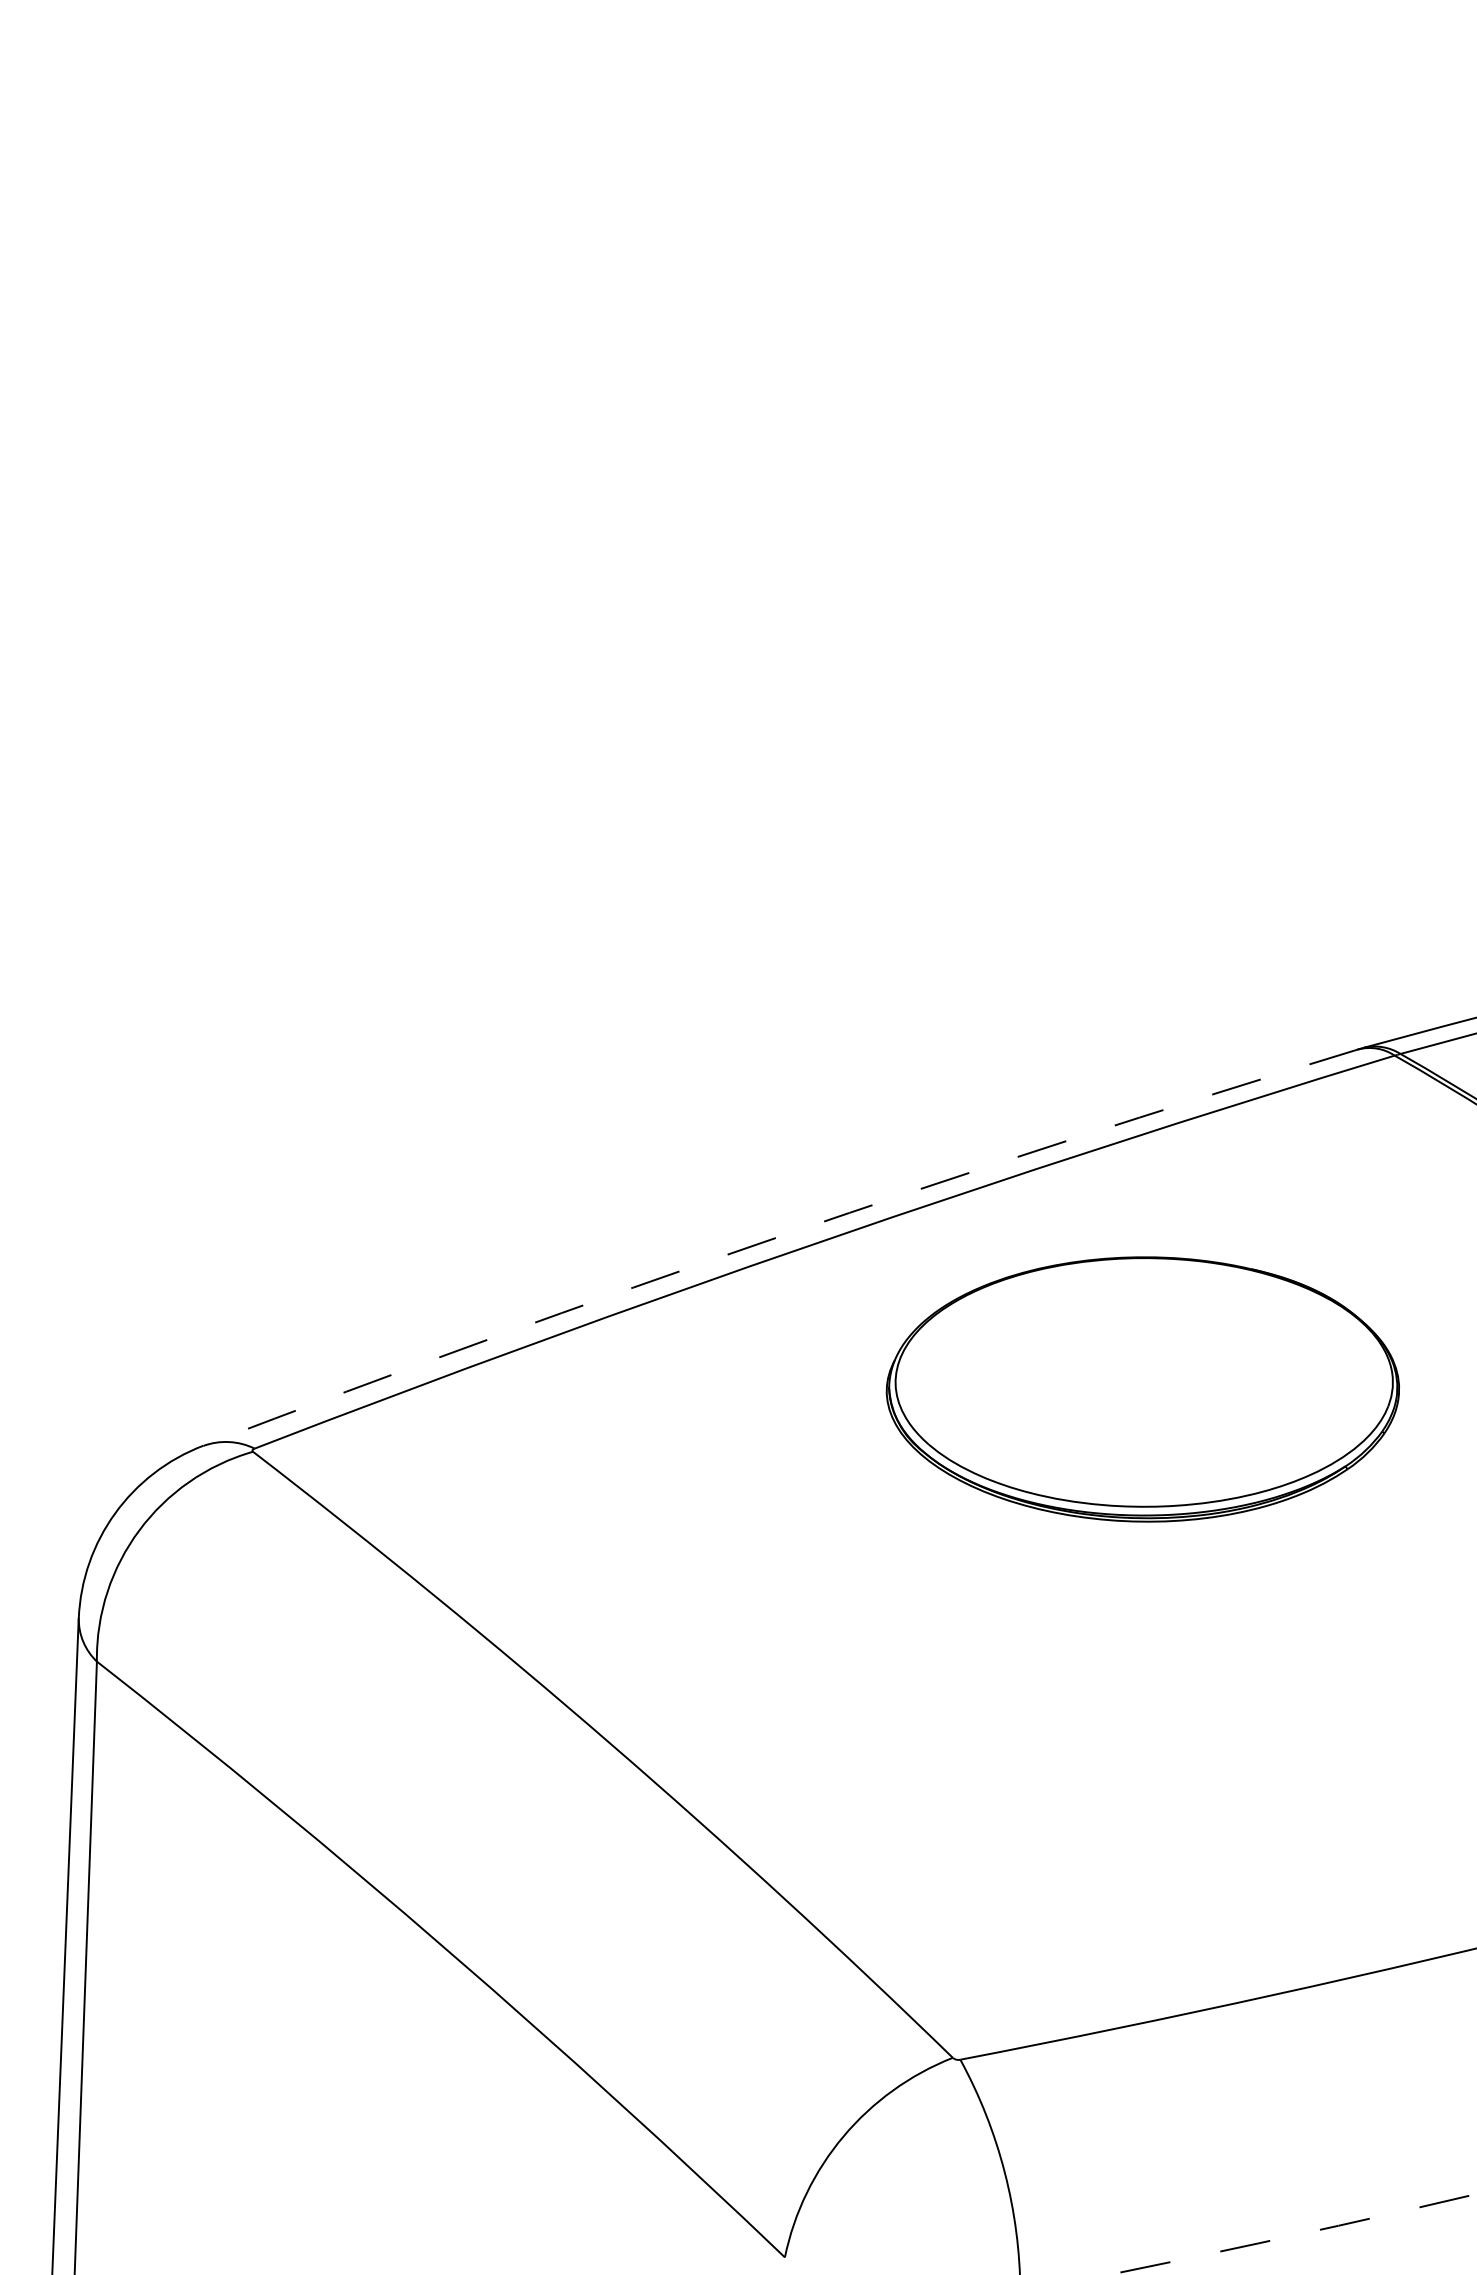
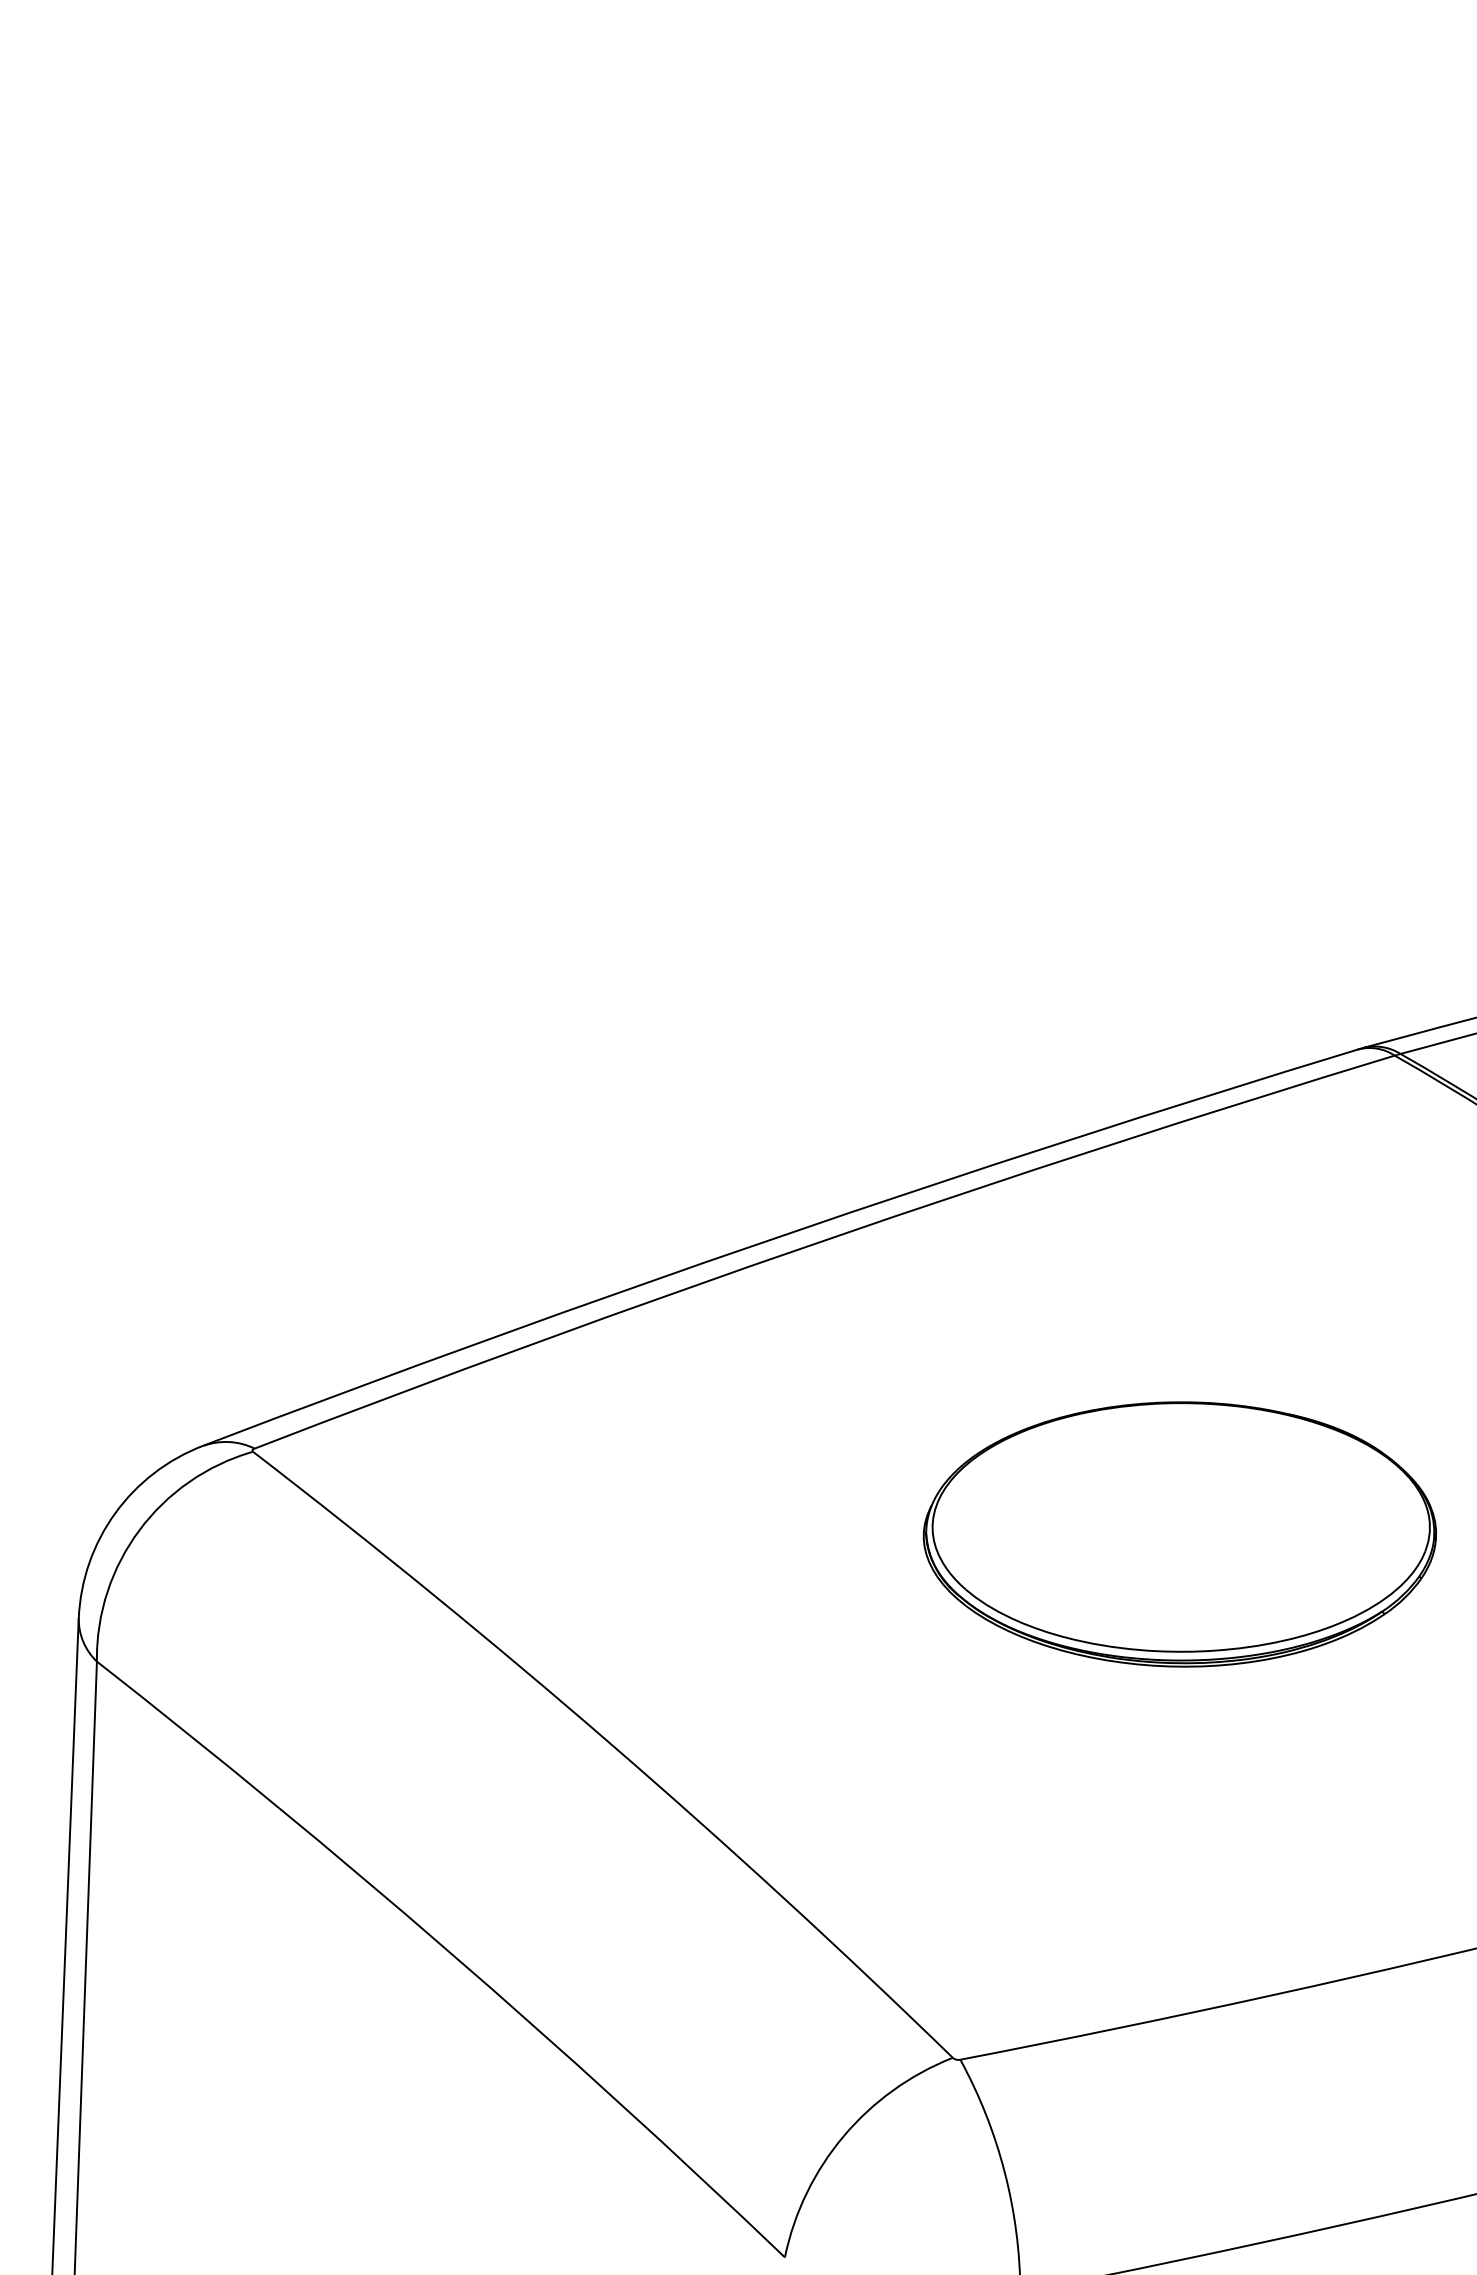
arc: dashed -> solid (777, 1237)
part position: (1142, 1389) -> (1179, 1534) (1179, 1534)
arc: dashed -> solid (1293, 2235)
